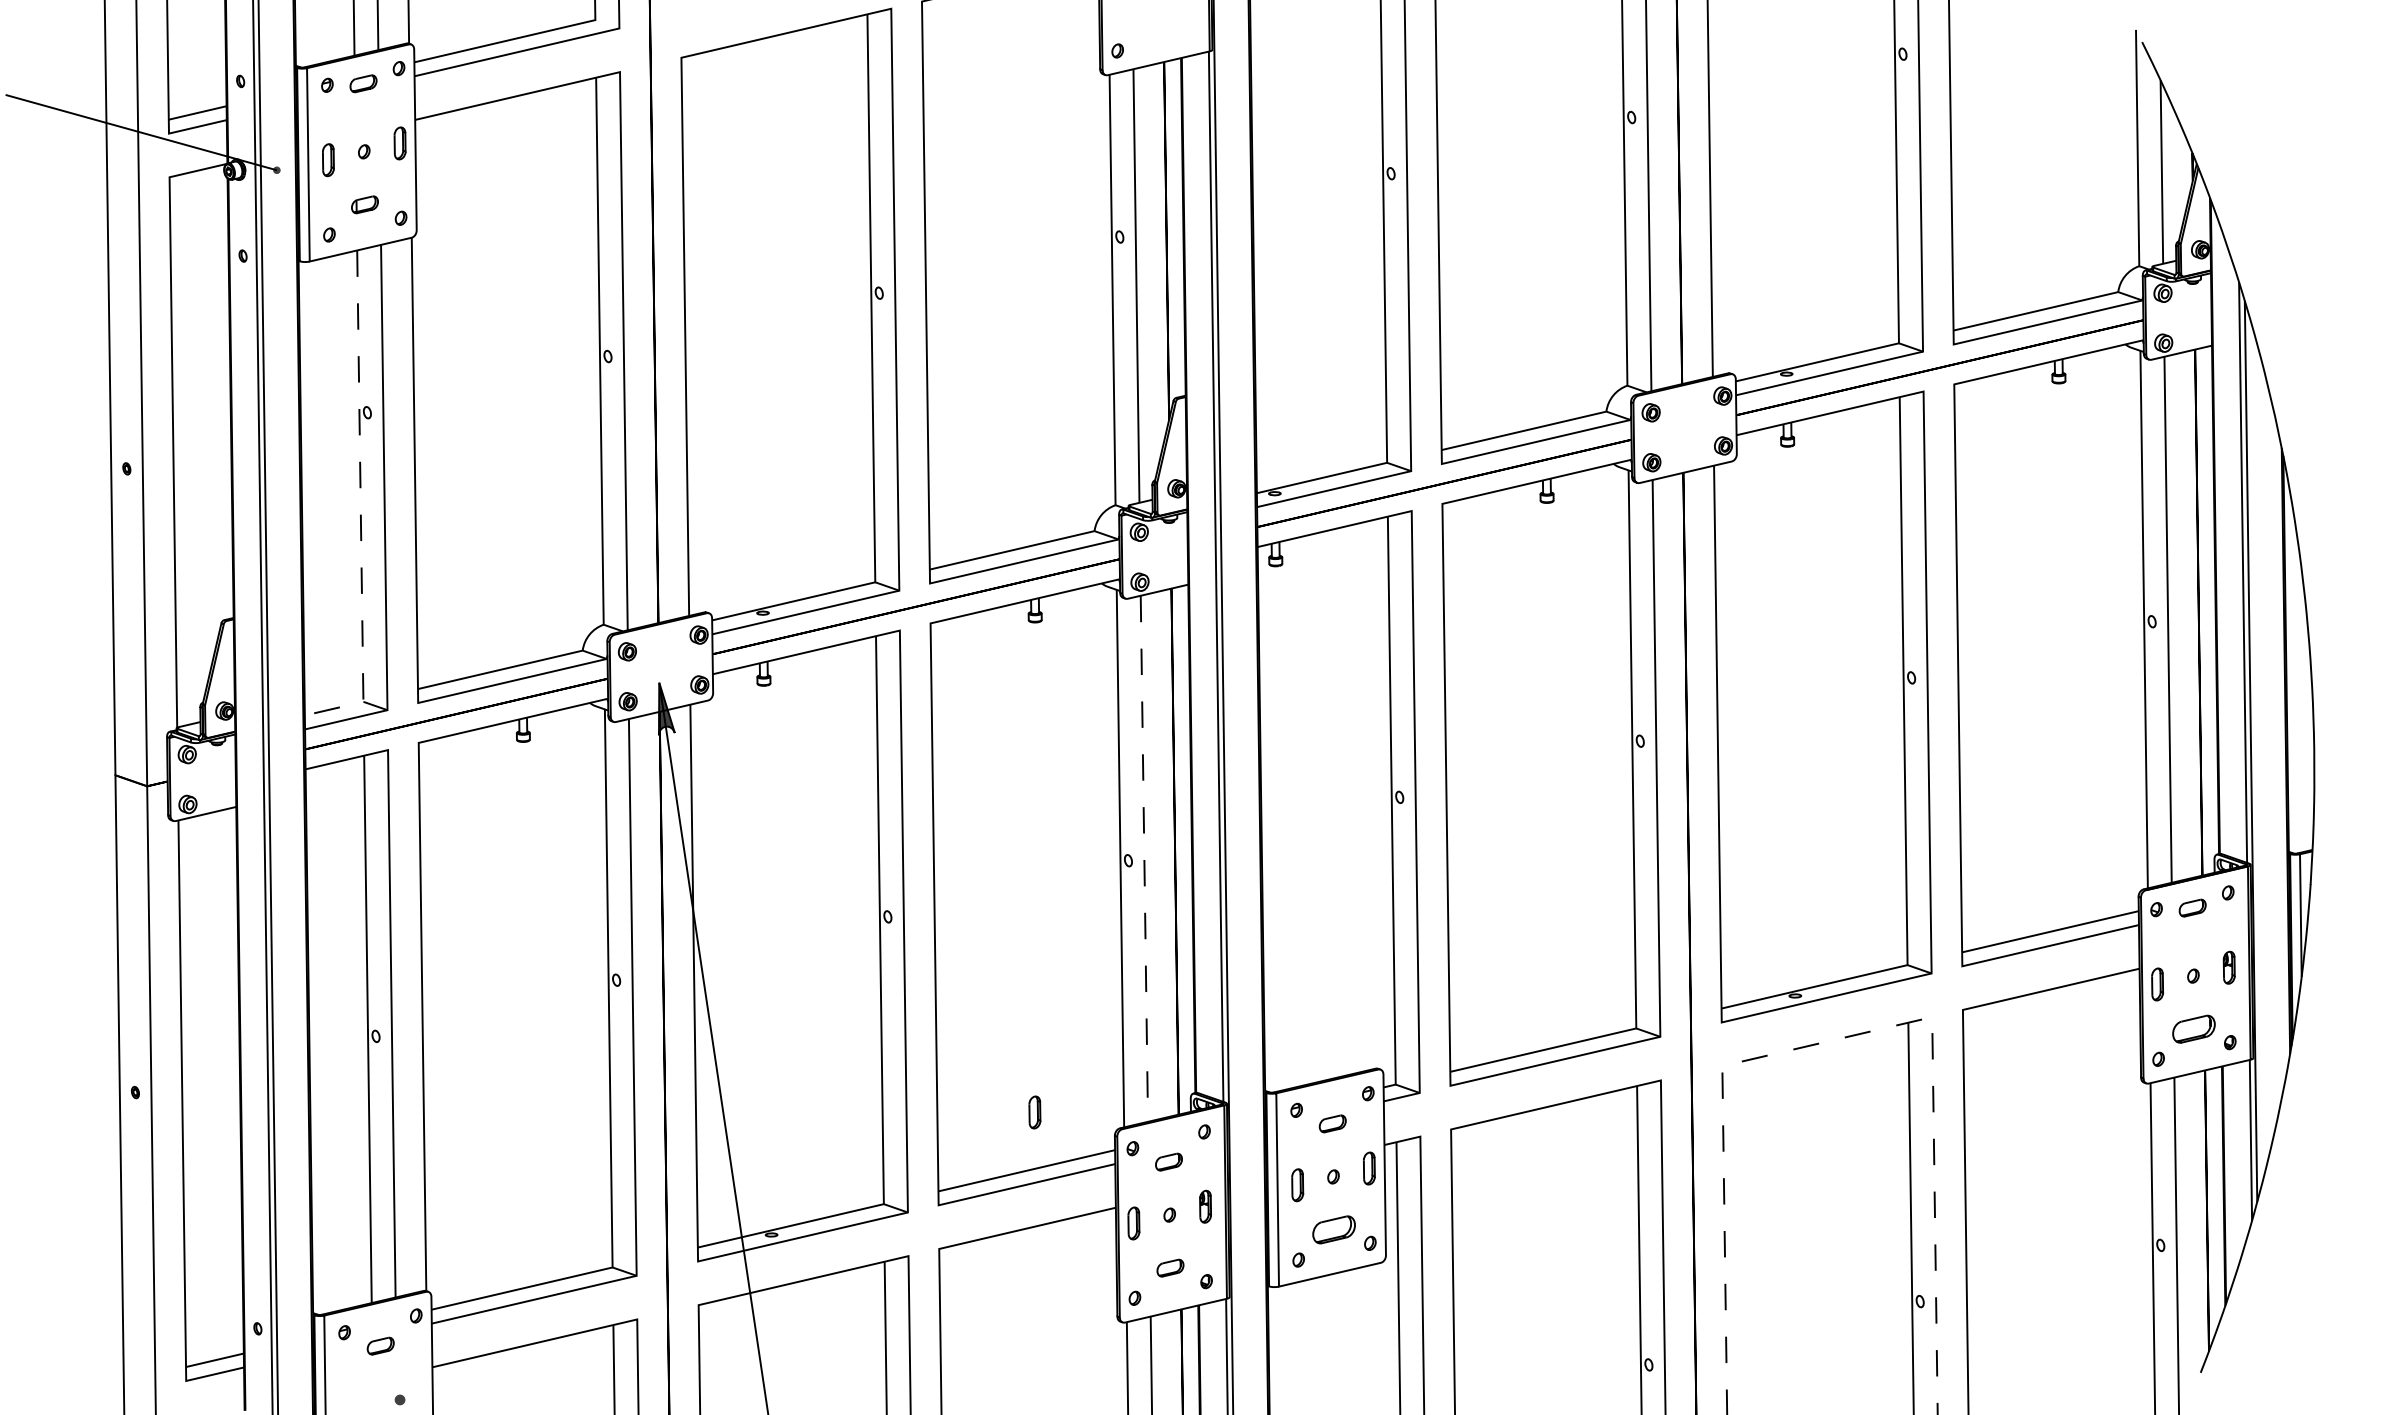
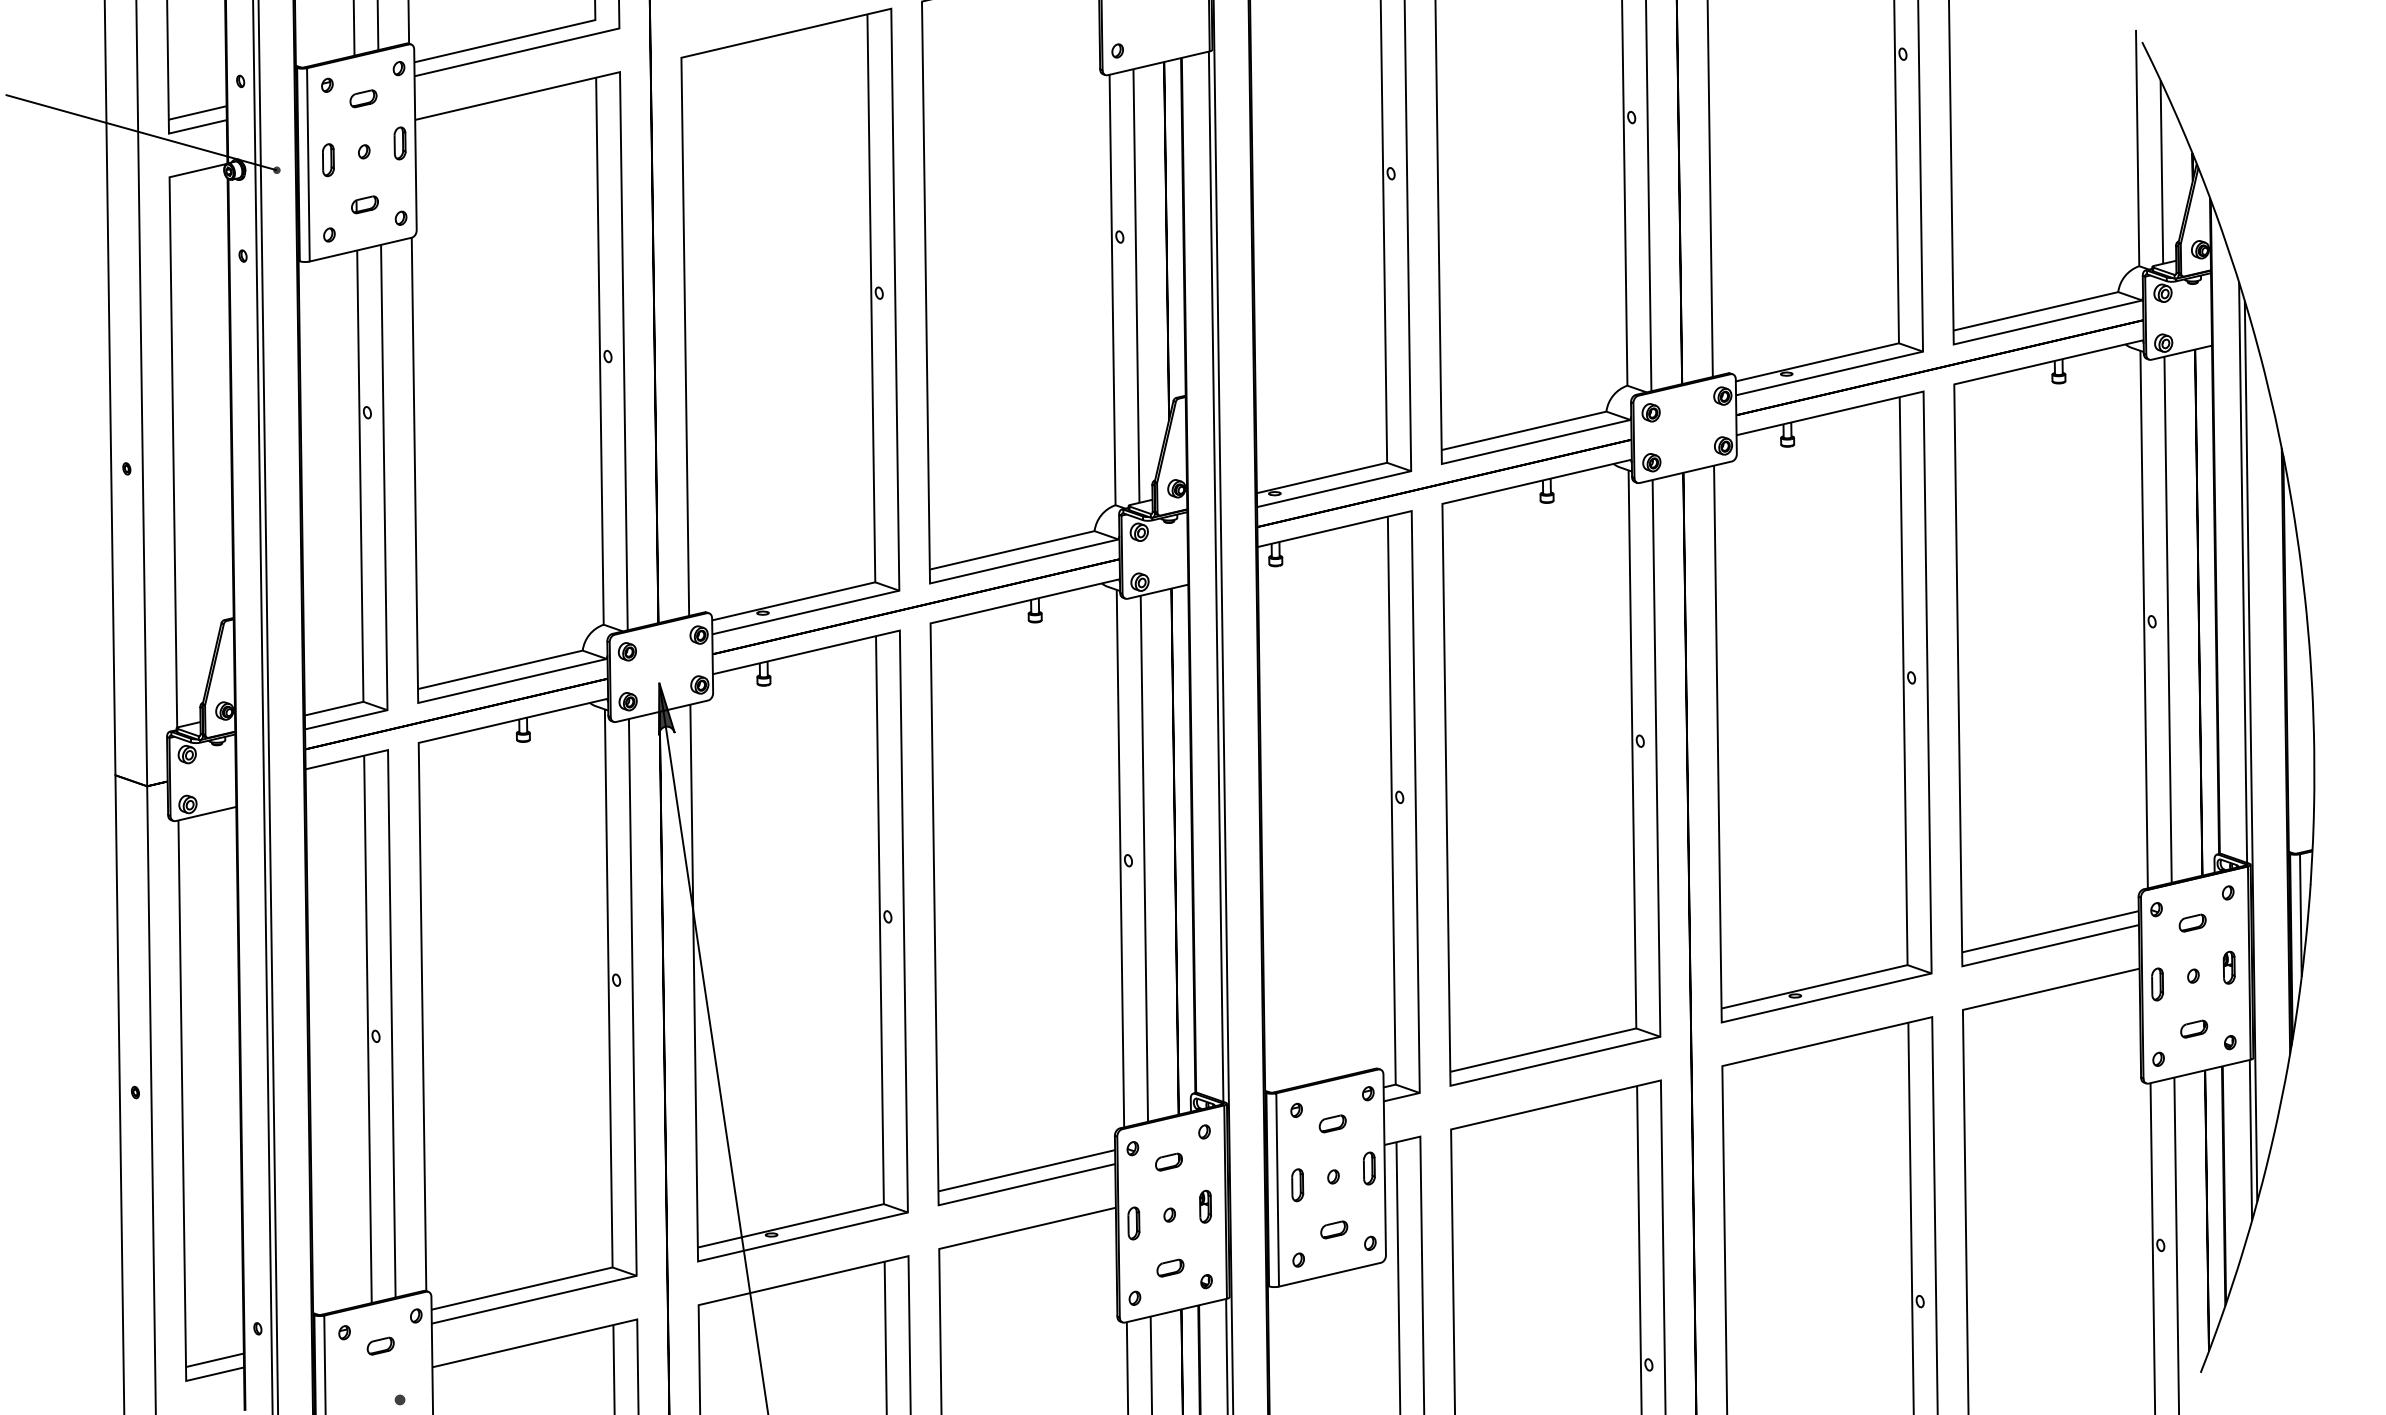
part position: (363, 83) -> (363, 98) (363, 98)
line: dashed -> solid (360, 507)
line: dashed -> solid (1144, 859)
part position: (2192, 907) -> (2192, 922) (2192, 922)
part size: 44x30 px -> 29x20 px (2194, 1028)
line: dashed -> solid (1850, 1036)
part: present -> none (1034, 1112)
part size: 44x30 px -> 29x20 px (1334, 1229)
